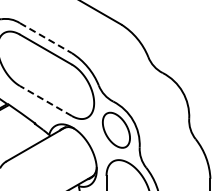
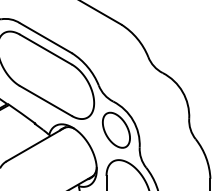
line: dashed -> solid (45, 38)
line: dashed -> solid (45, 101)
